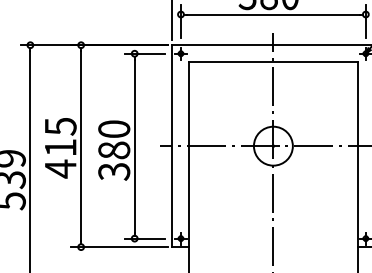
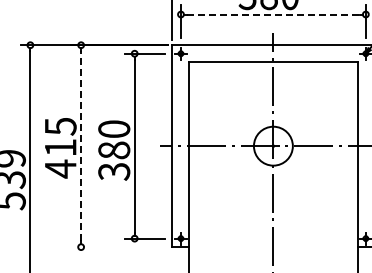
line: solid -> dashed (273, 14)
line: solid -> dashed (81, 145)
line: present -> none (119, 247)
